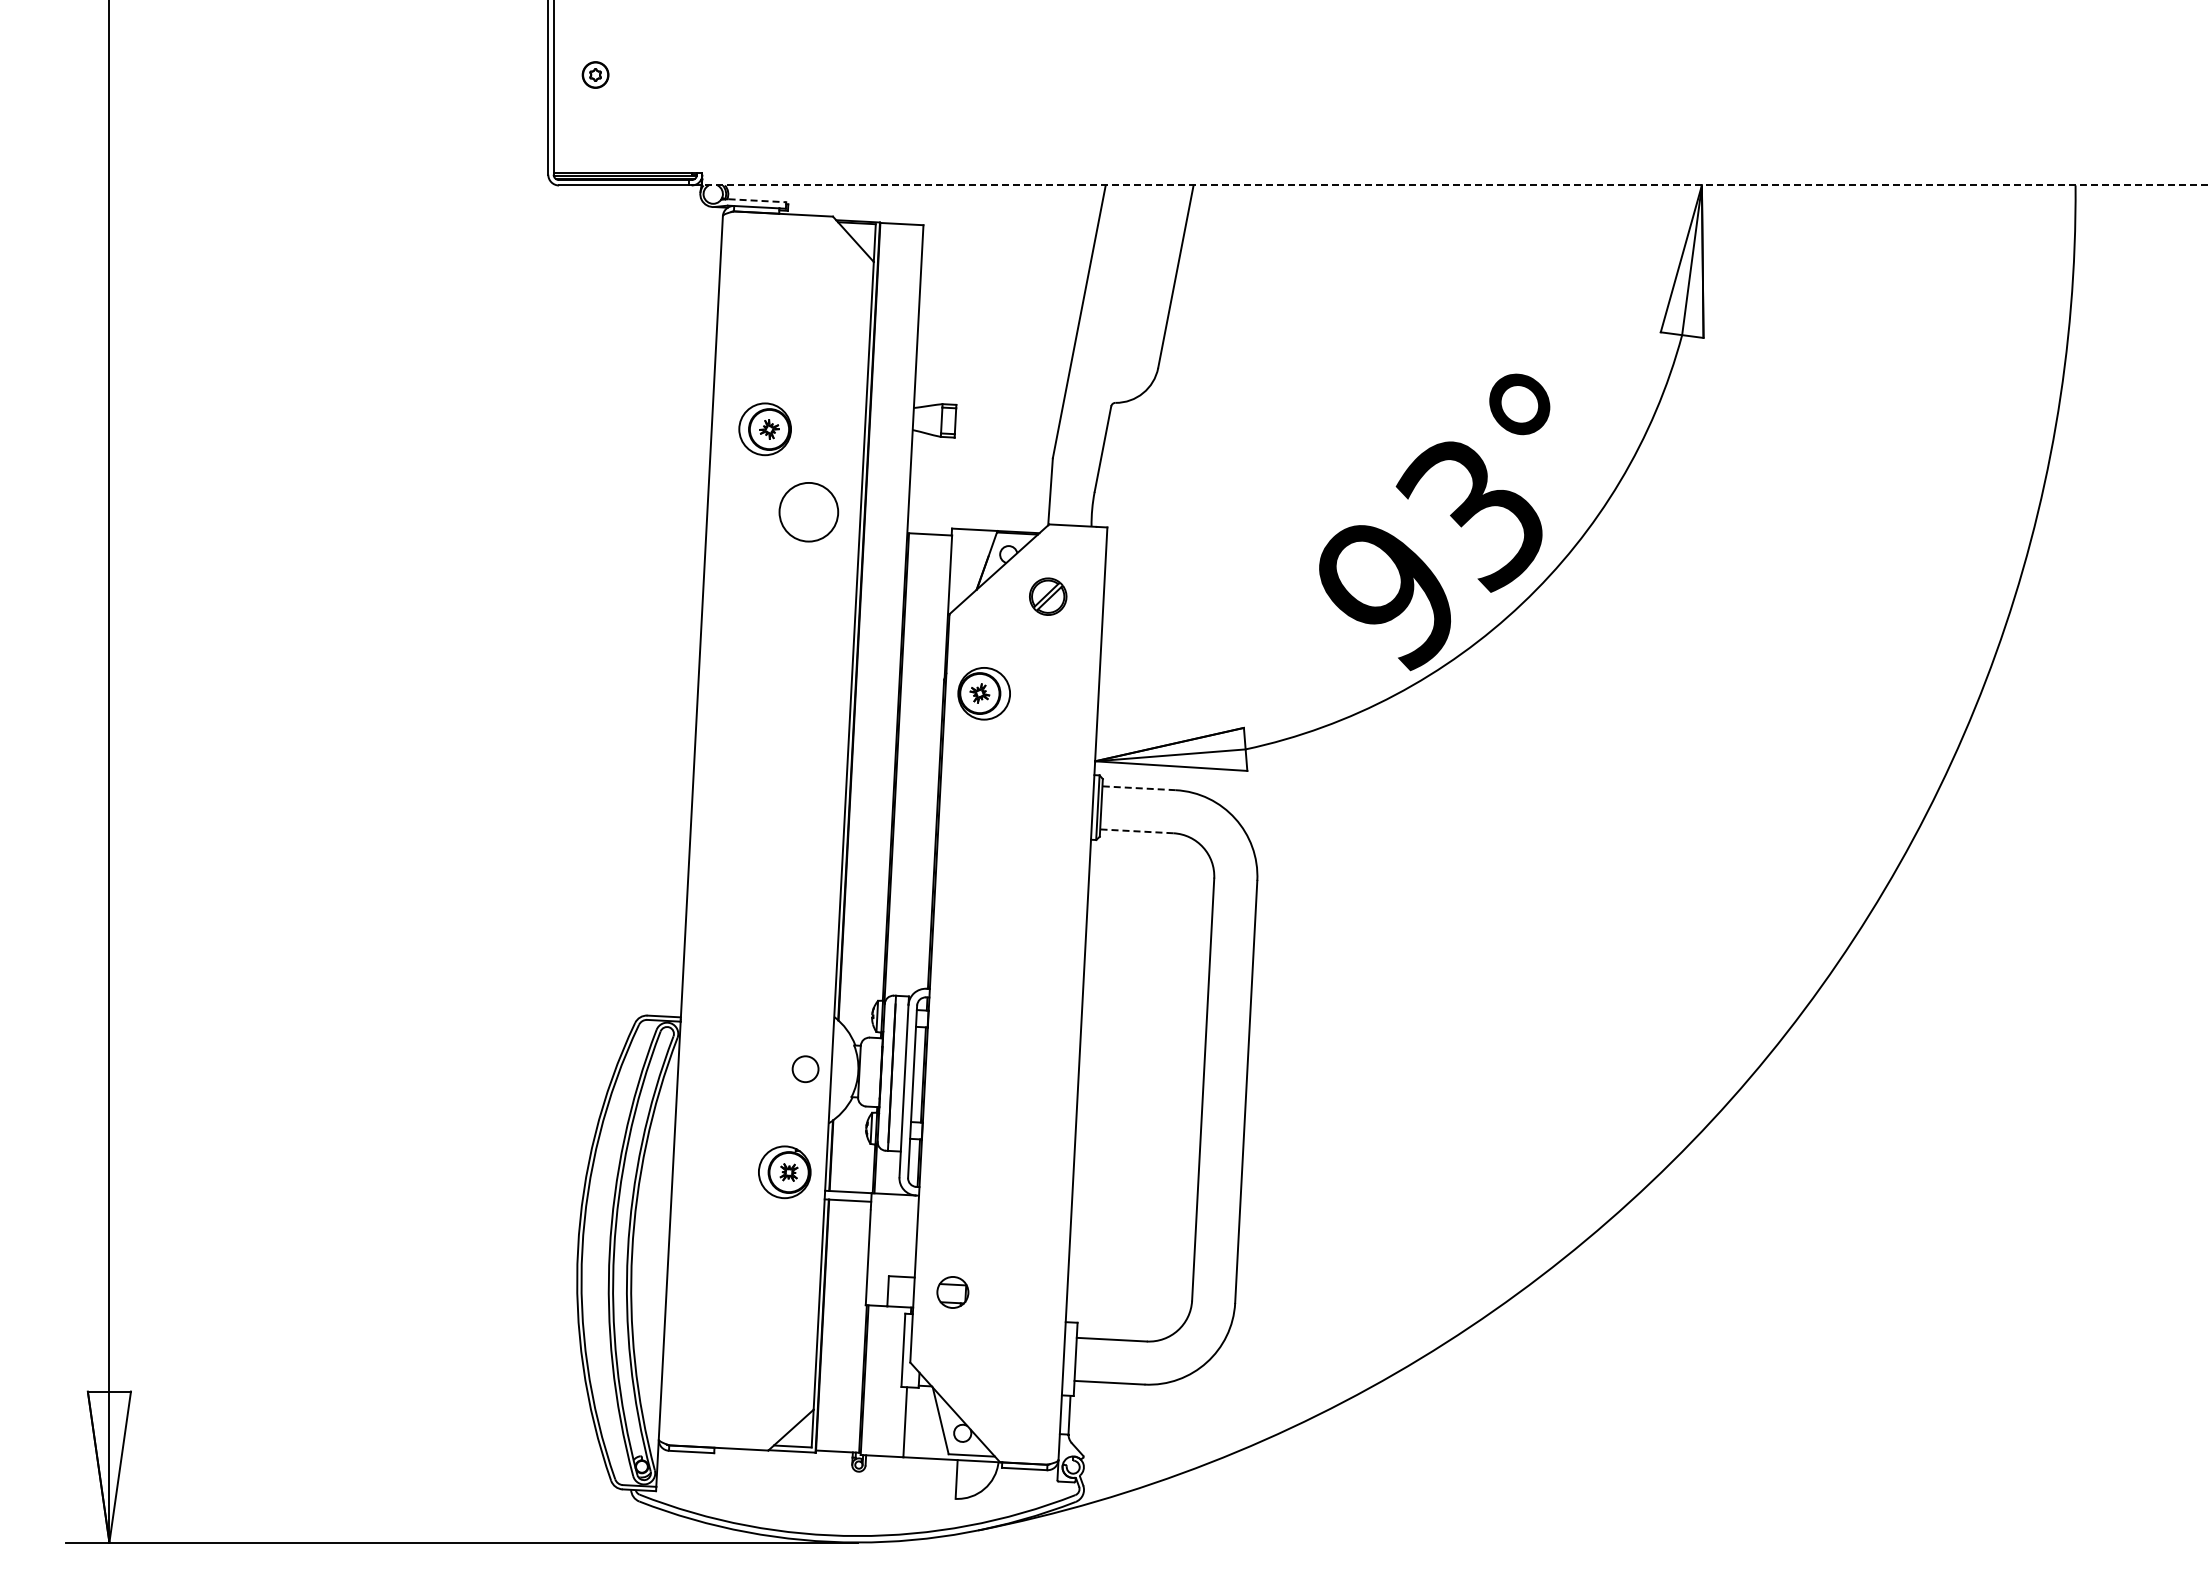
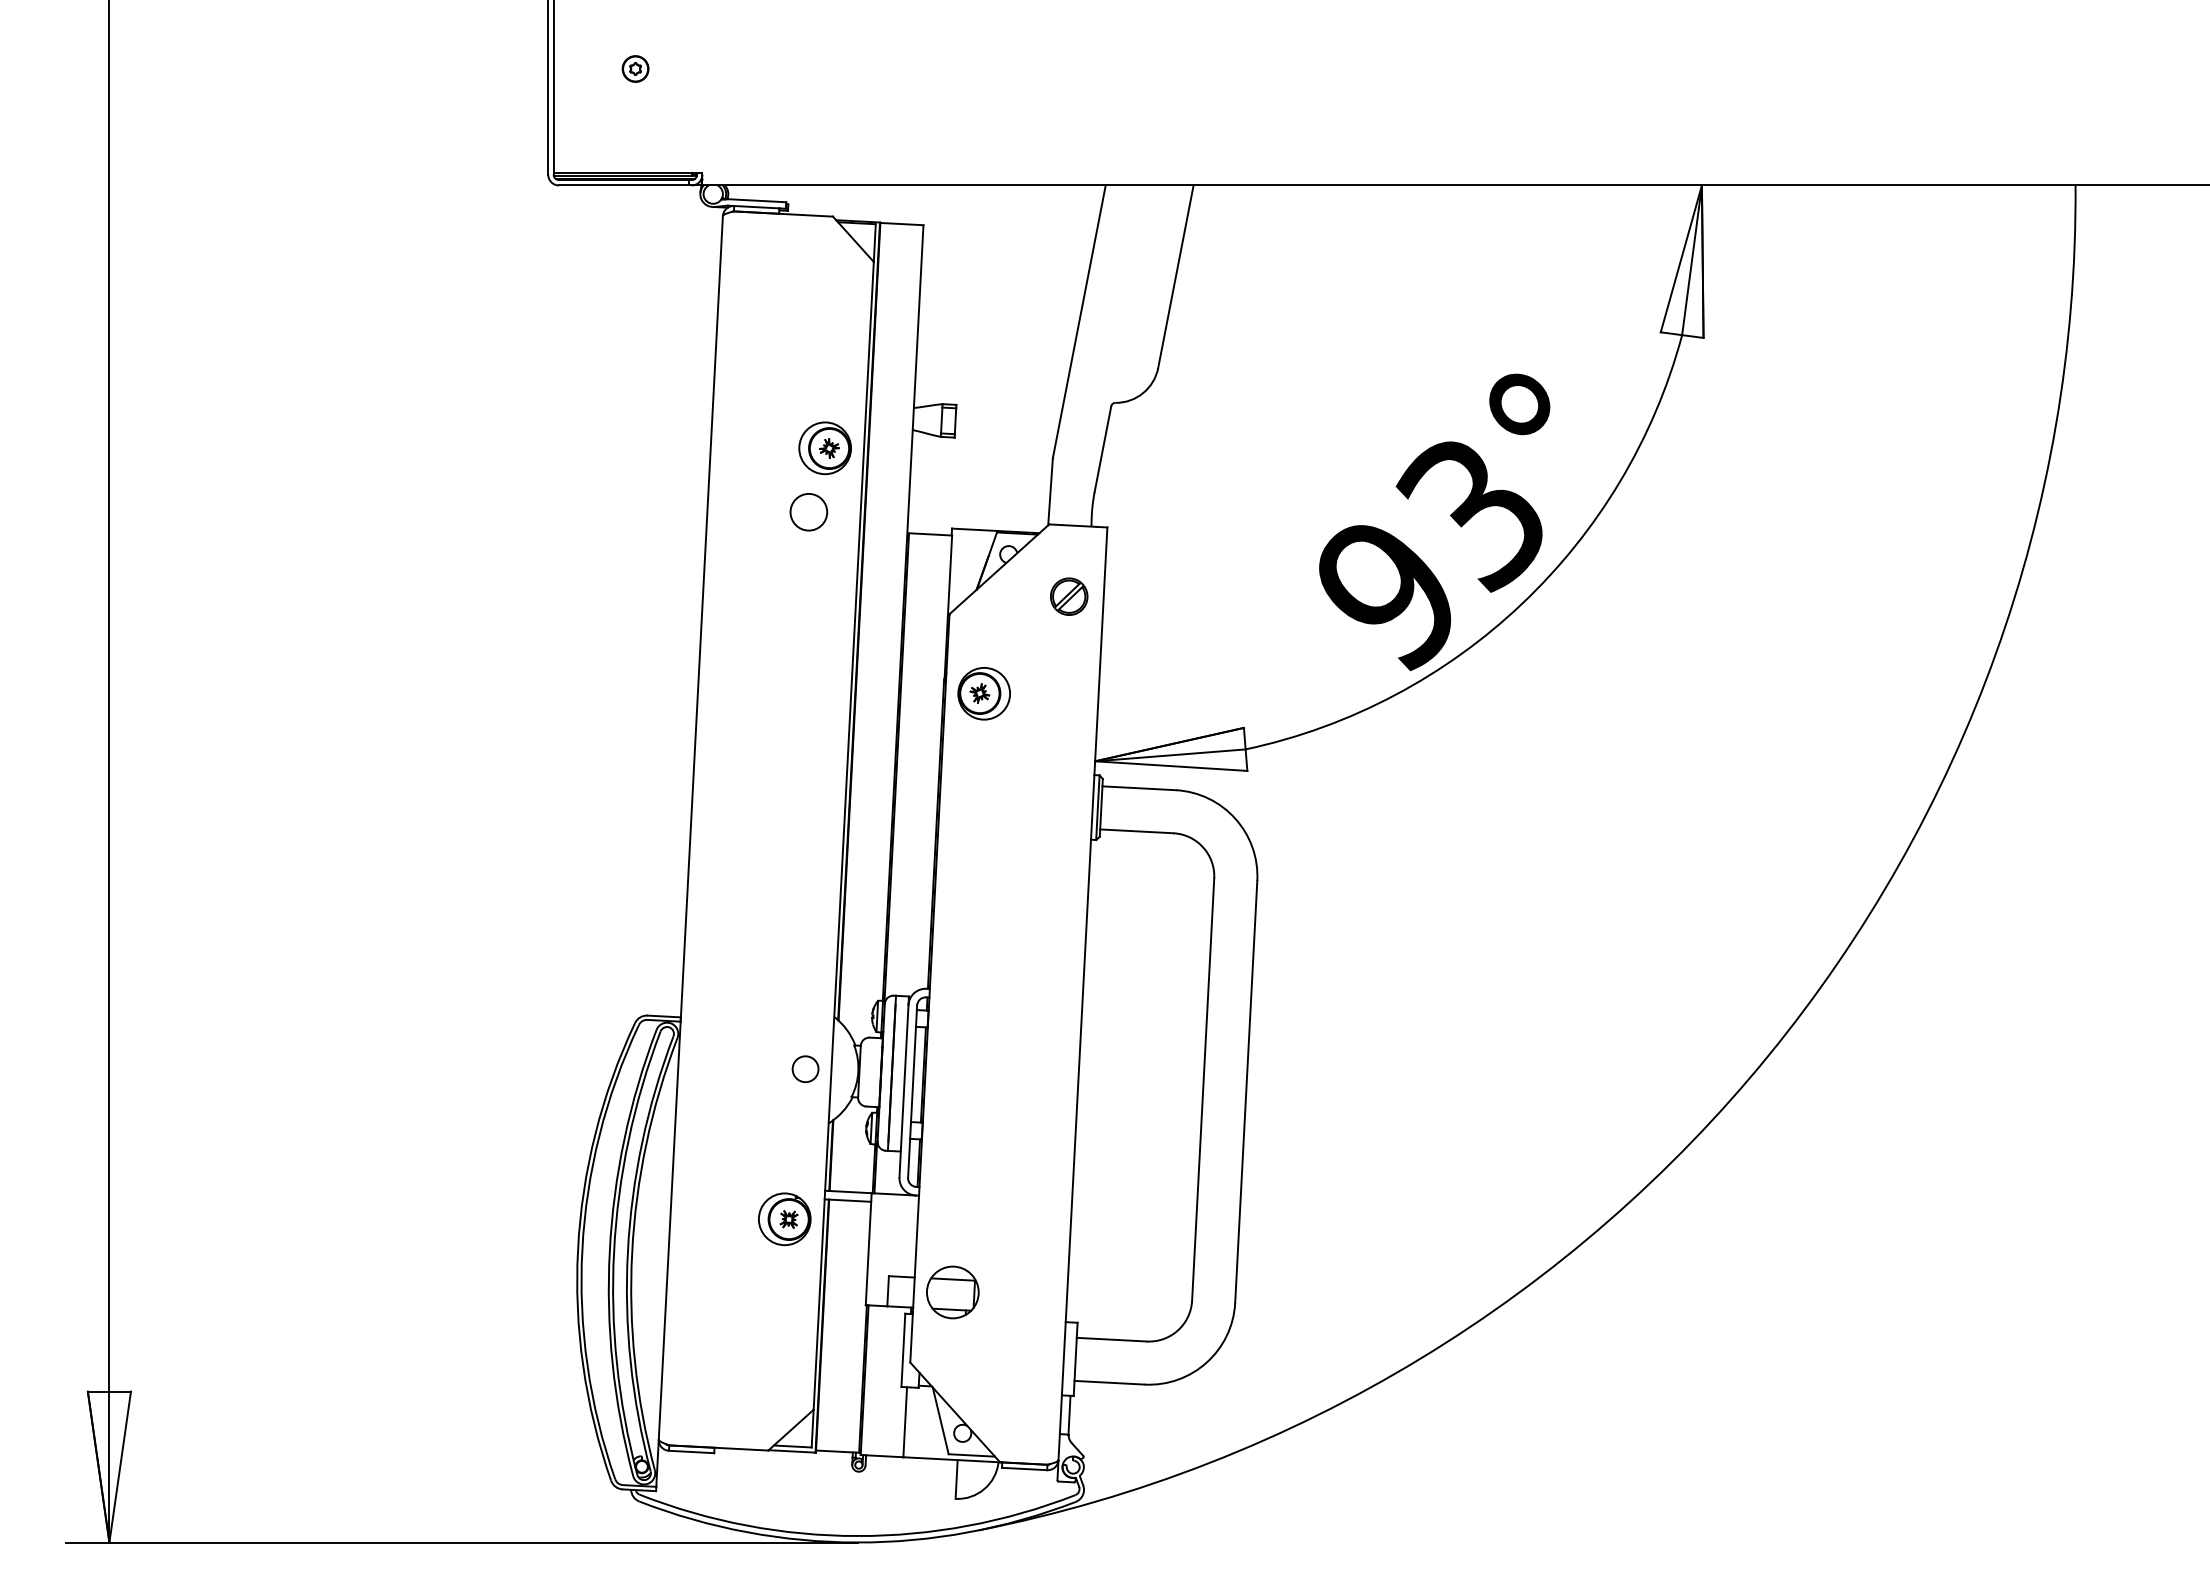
part position: (595, 74) -> (635, 68) (635, 68)
line: dashed -> solid (1455, 185)
line: dashed -> solid (757, 200)
part position: (764, 429) -> (824, 448) (824, 448)
circle diameter: 59 px -> 37 px (808, 511)
part position: (1048, 596) -> (1069, 596) (1069, 596)
line: dashed -> solid (1139, 788)
line: dashed -> solid (1136, 831)
part position: (784, 1172) -> (784, 1219) (784, 1219)
part size: 34x33 px -> 54x55 px (952, 1292)
